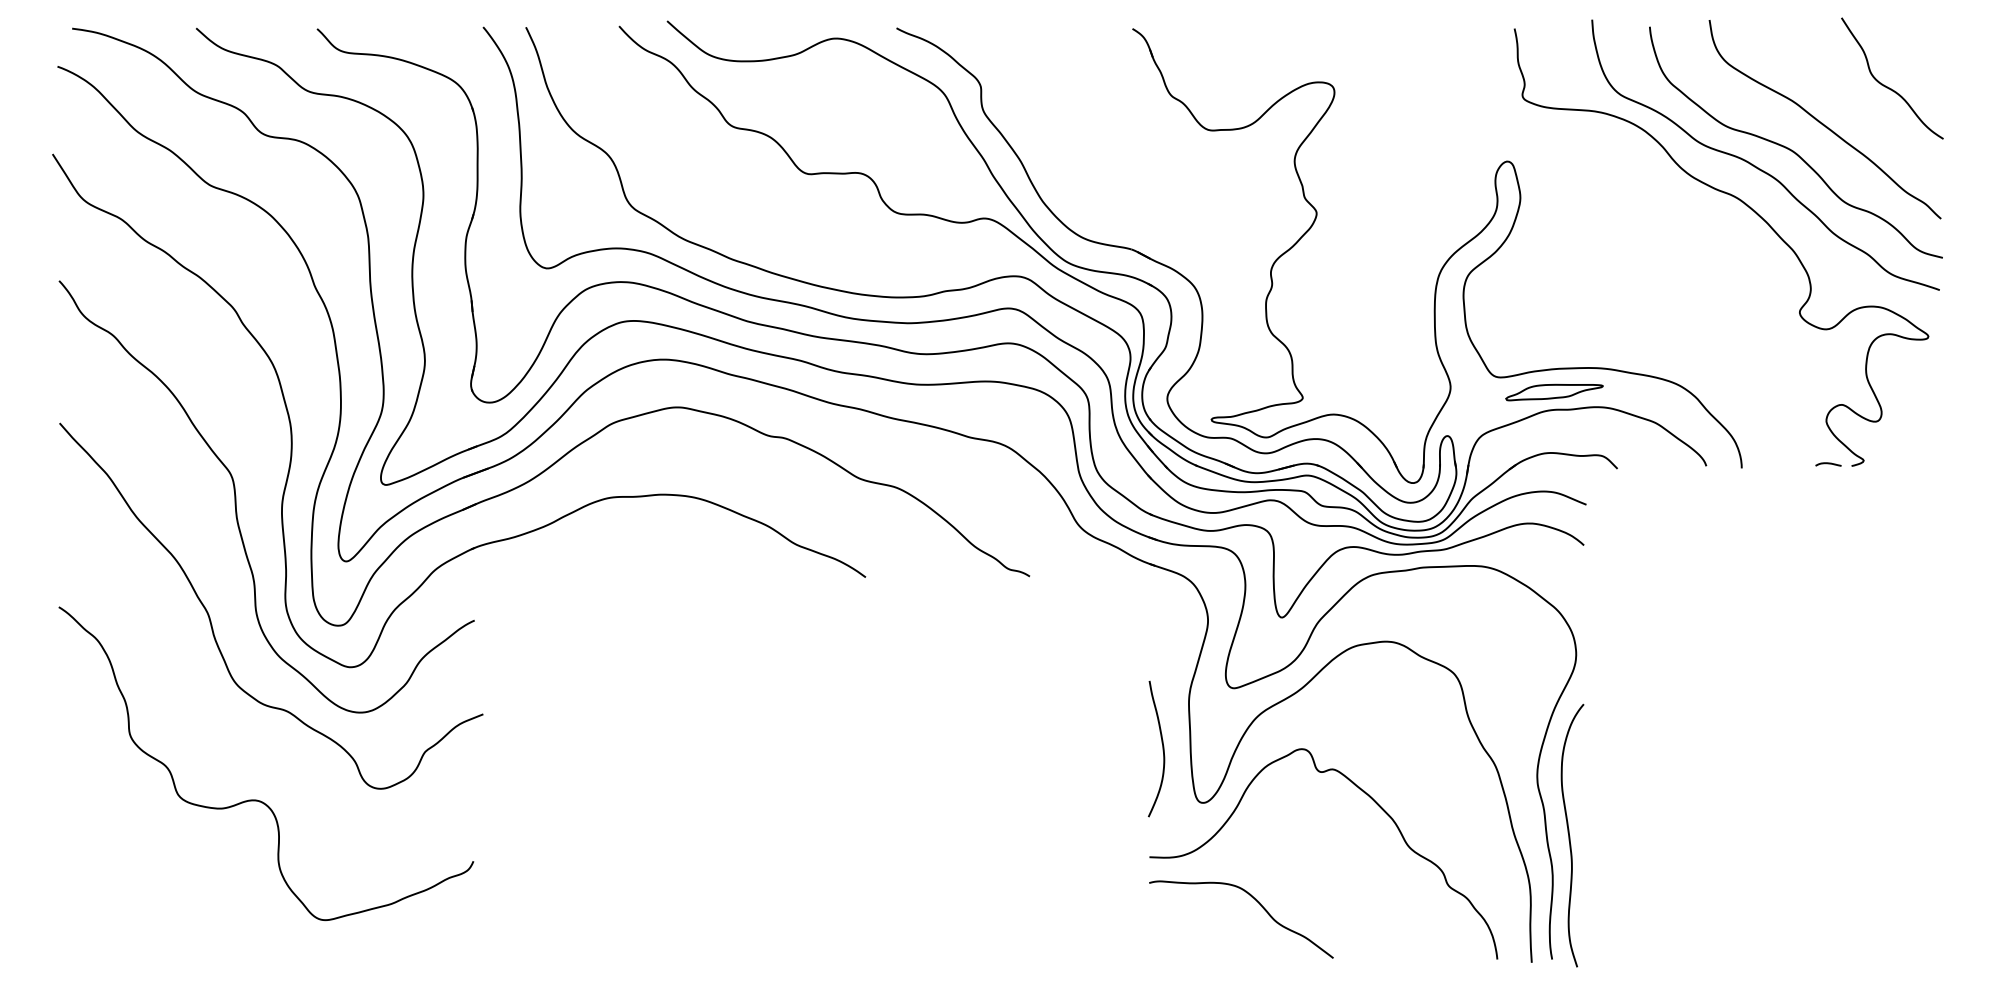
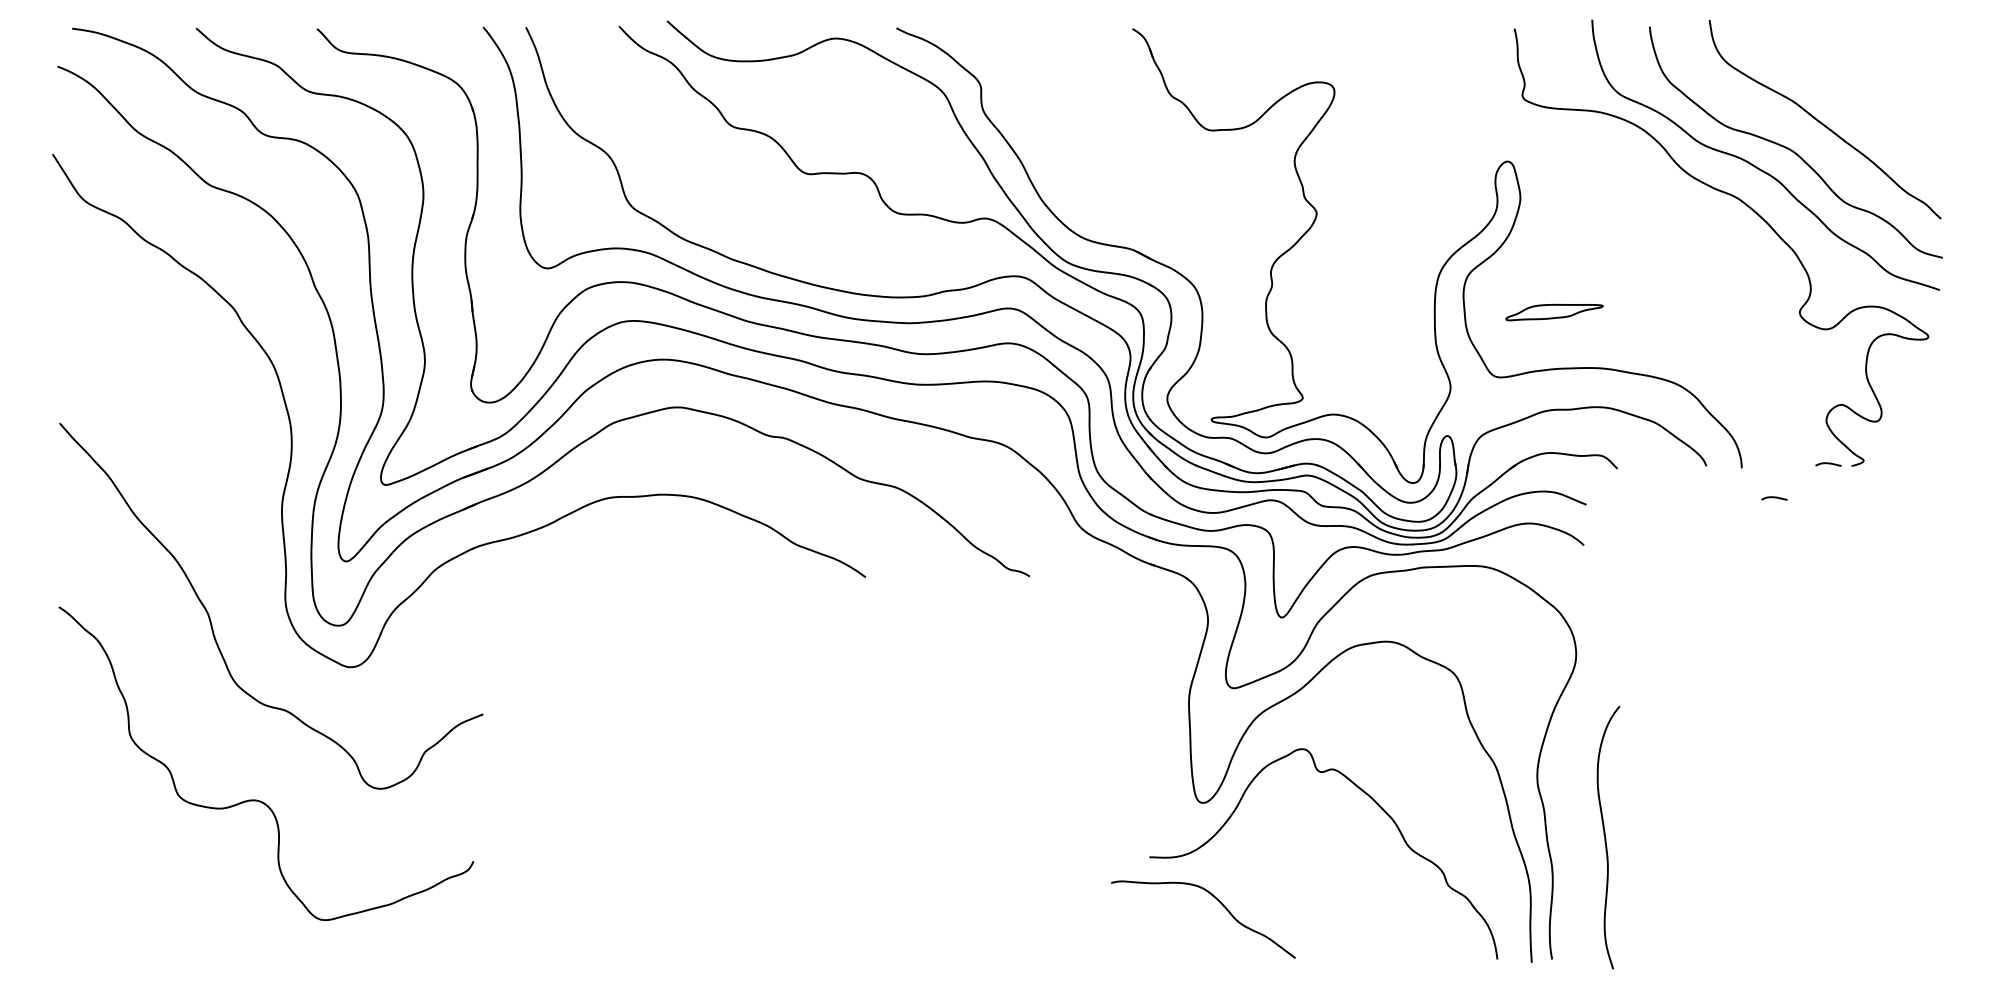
curve: present -> none (1887, 86)
part position: (1554, 392) -> (1554, 312) (1554, 312)
curve: present -> none (236, 496)
curve: none -> present (1774, 498)
curve: present -> none (1162, 748)
curve position: (1570, 836) -> (1606, 838) (1606, 838)
curve position: (1257, 902) -> (1219, 902) (1219, 902)
